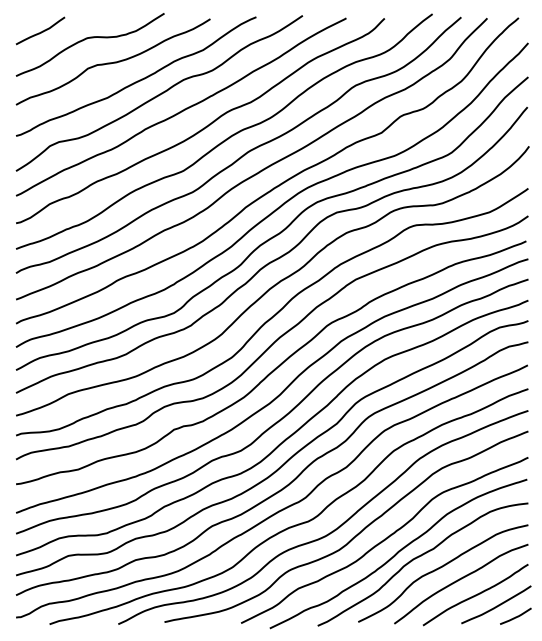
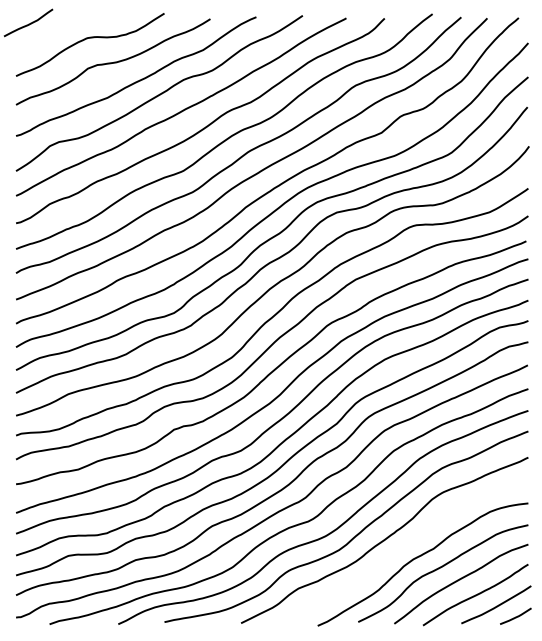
curve position: (40, 31) -> (28, 23) (28, 23)
curve: present -> none (398, 553)
